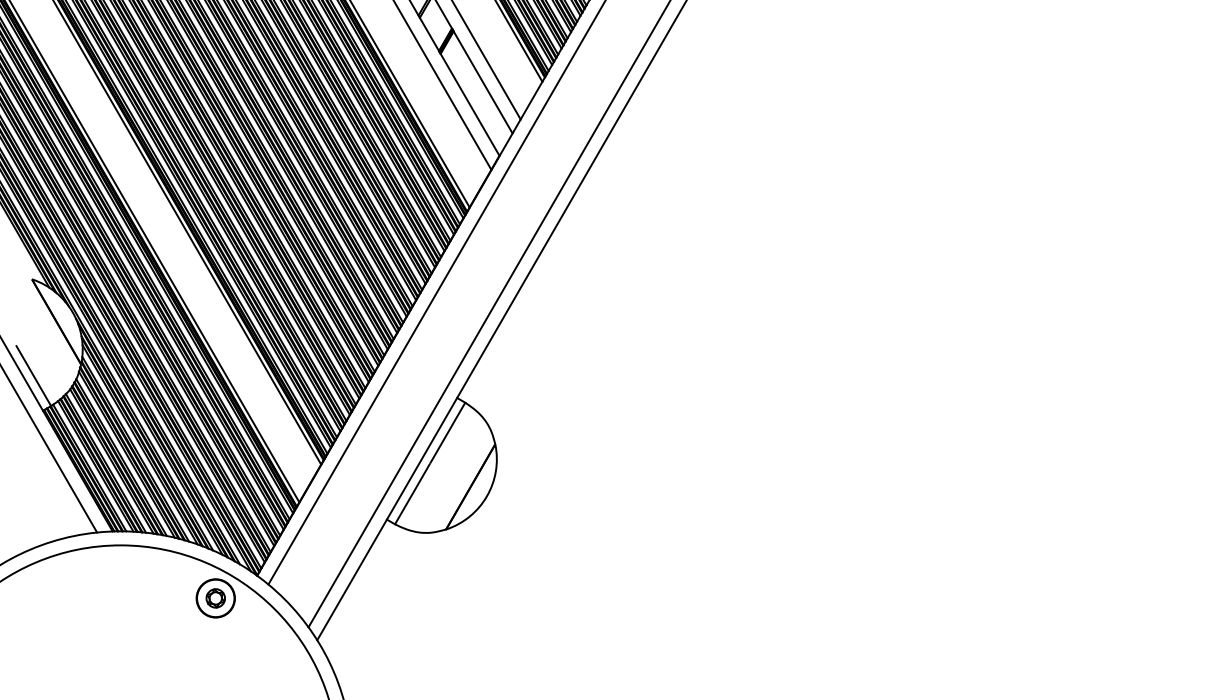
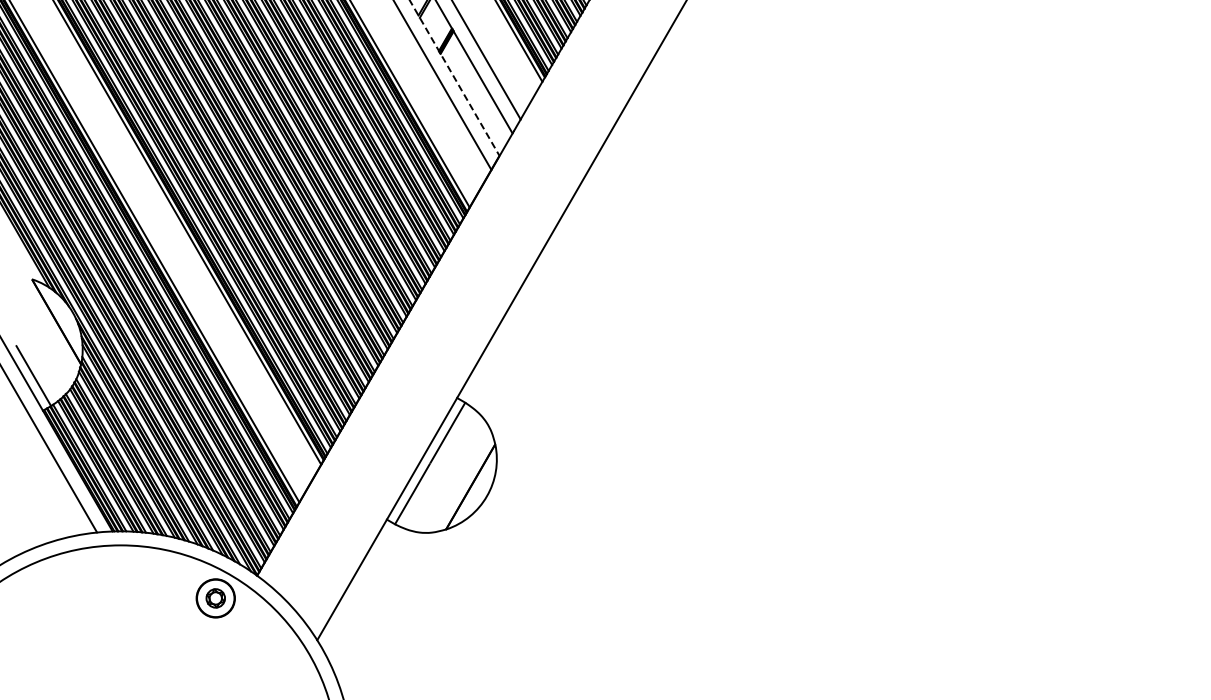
line: solid -> dashed (454, 78)
line: present -> none (436, 293)
line: present -> none (488, 314)
